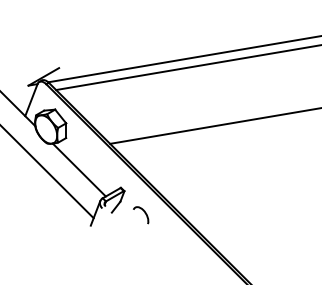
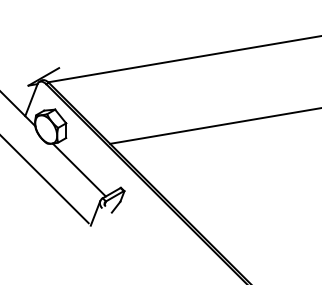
line: present -> none (187, 67)
line position: (47, 172) -> (45, 180) (45, 180)
curve: present -> none (144, 213)
